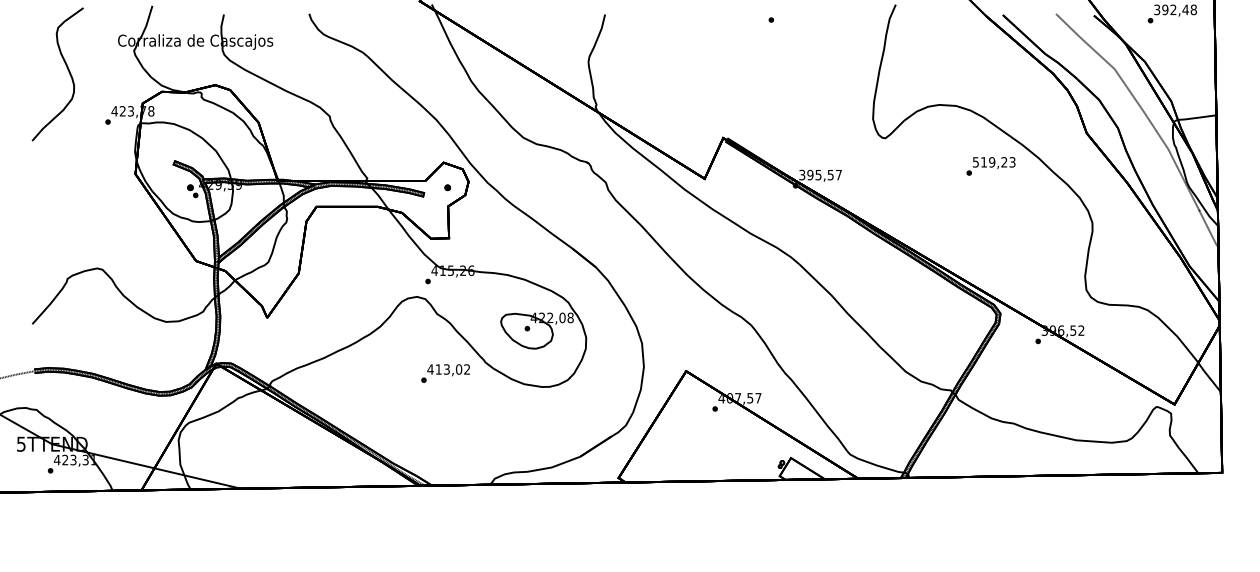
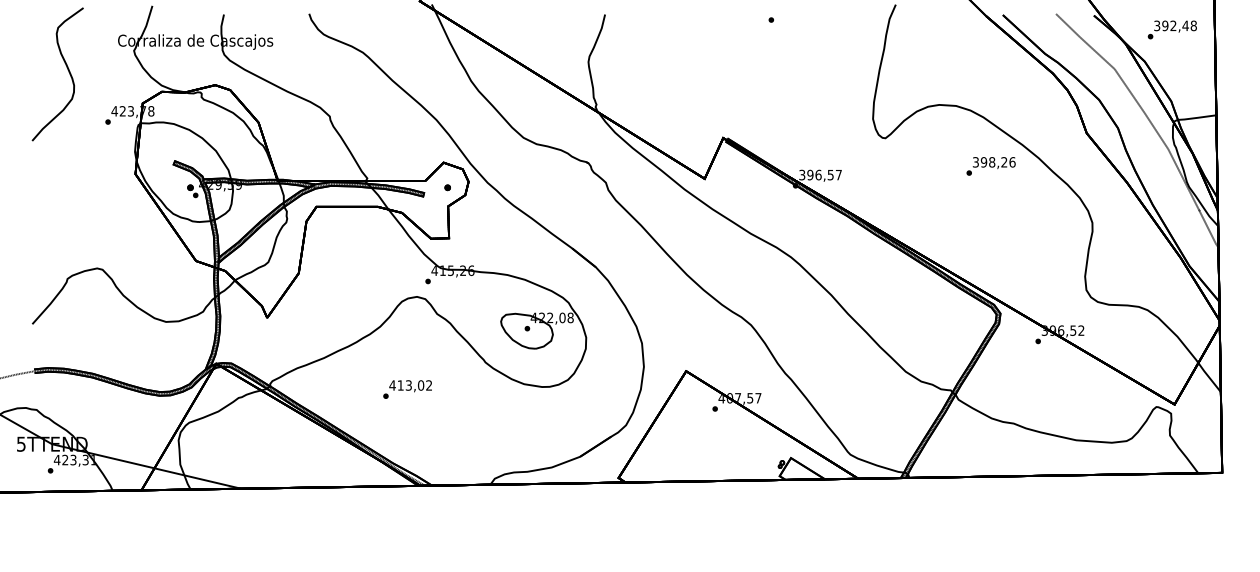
text position: (1171, 13) -> (1171, 29) (1171, 29)
text: 519,23 -> 398,26 (994, 162)
text: 395,57 -> 396,57 (818, 174)
text position: (445, 373) -> (407, 389) (407, 389)
